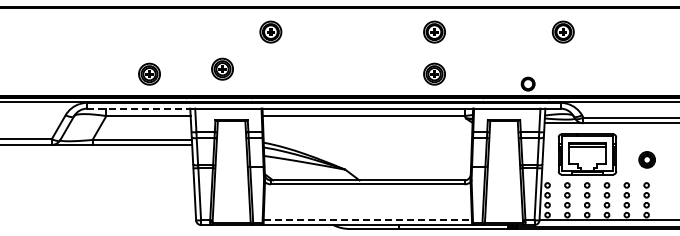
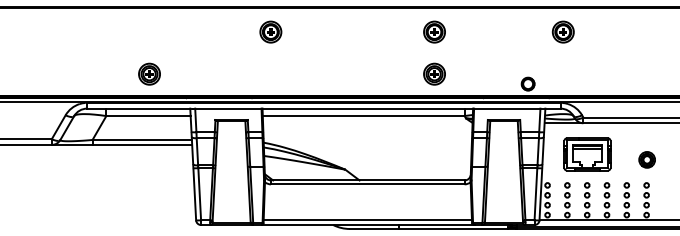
part: present -> none (222, 68)
line: dashed -> solid (140, 108)
part size: 61x43 px -> 49x35 px (587, 154)
line: dashed -> solid (368, 220)
